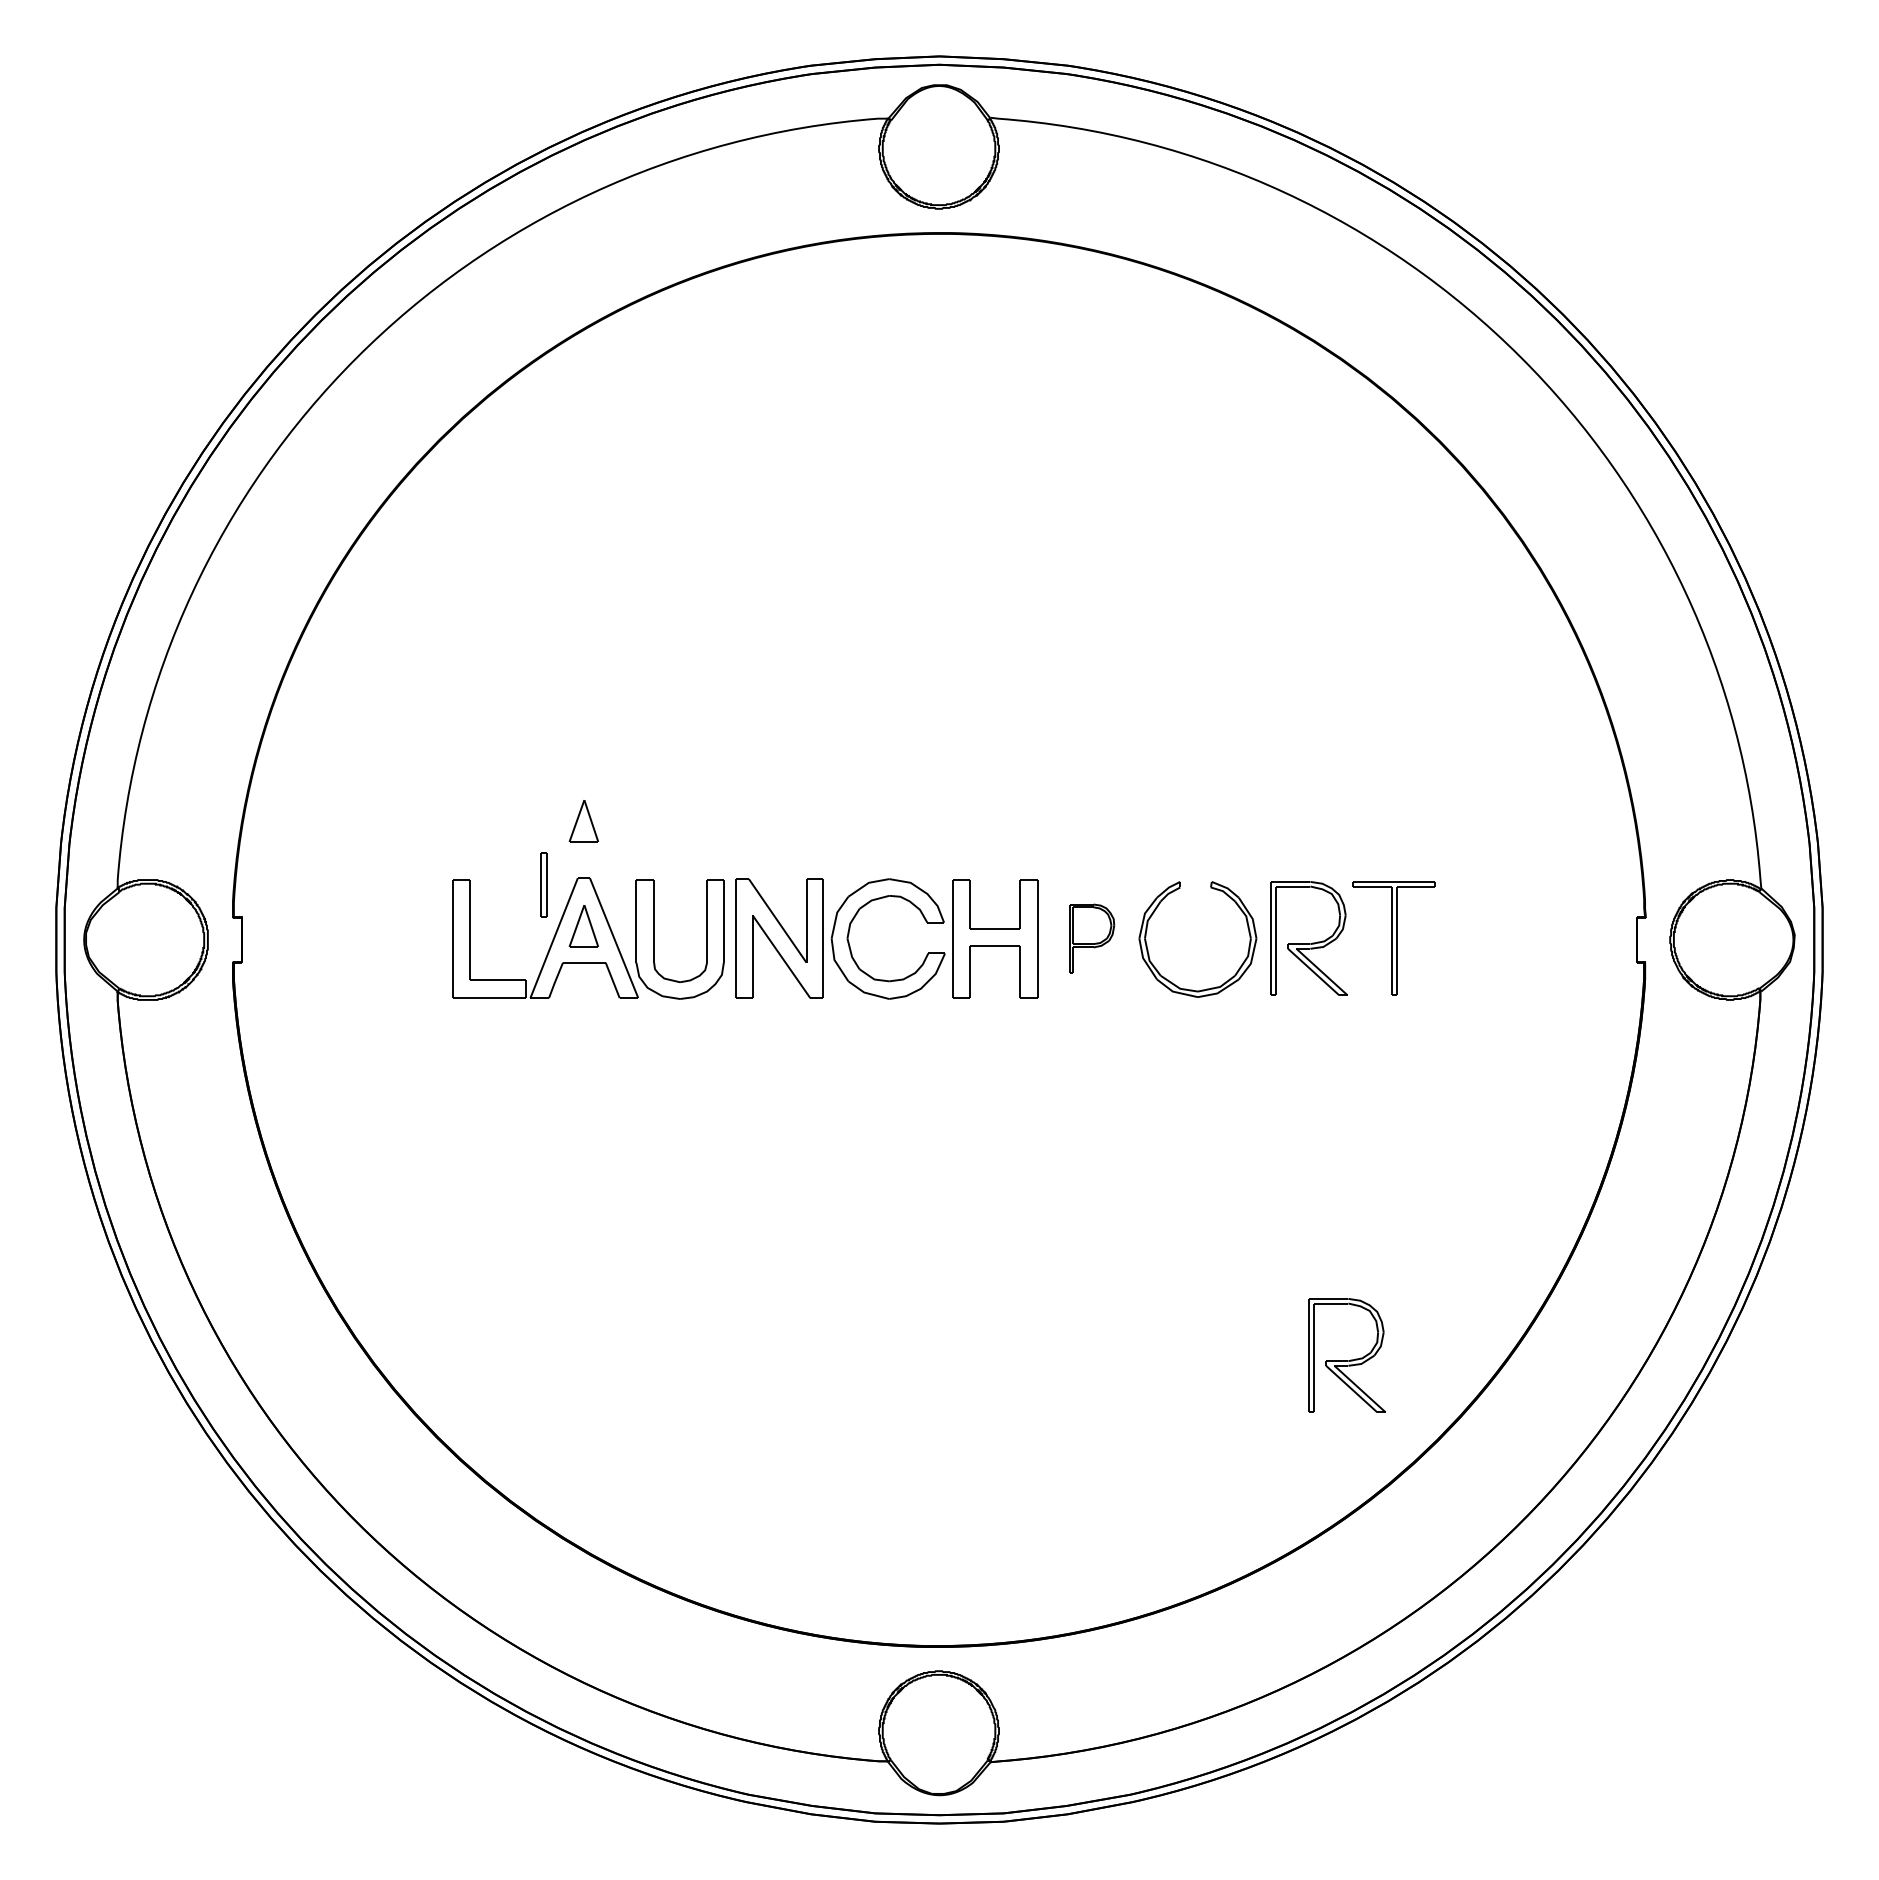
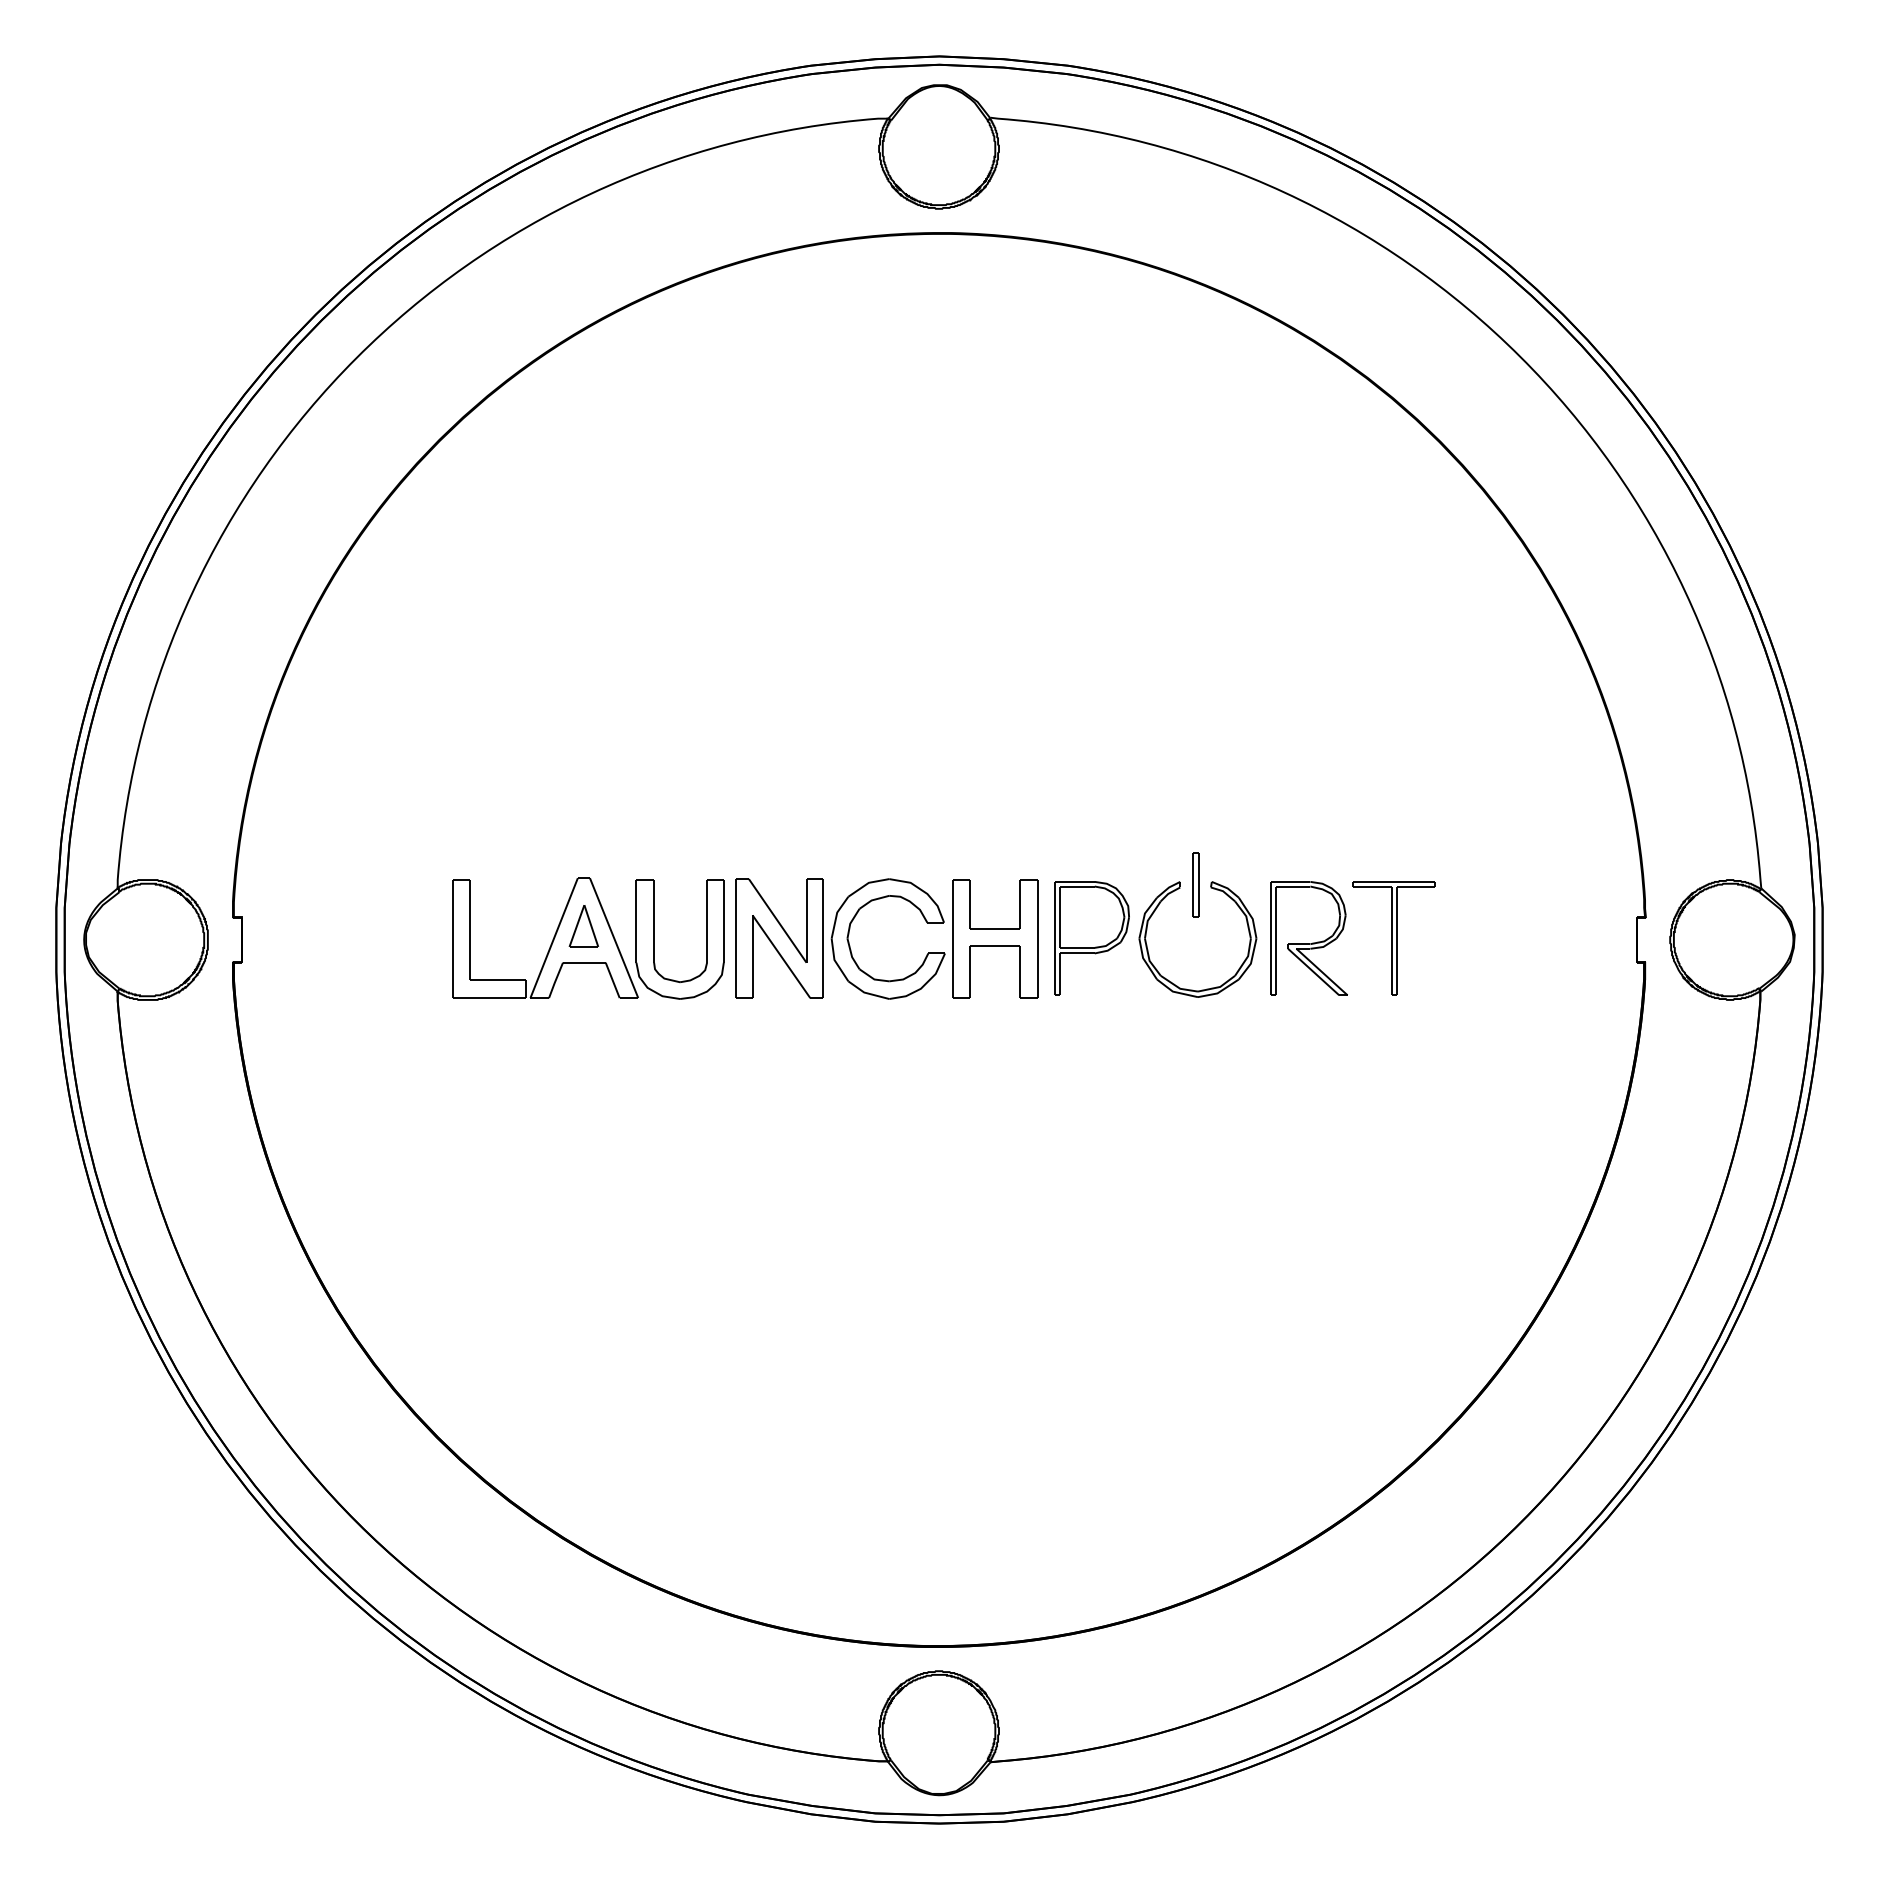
part: present -> none (583, 821)
part position: (543, 884) -> (1195, 884) (1195, 884)
part size: 47x71 px -> 76x115 px (1091, 938)
part: present -> none (1346, 1355)
